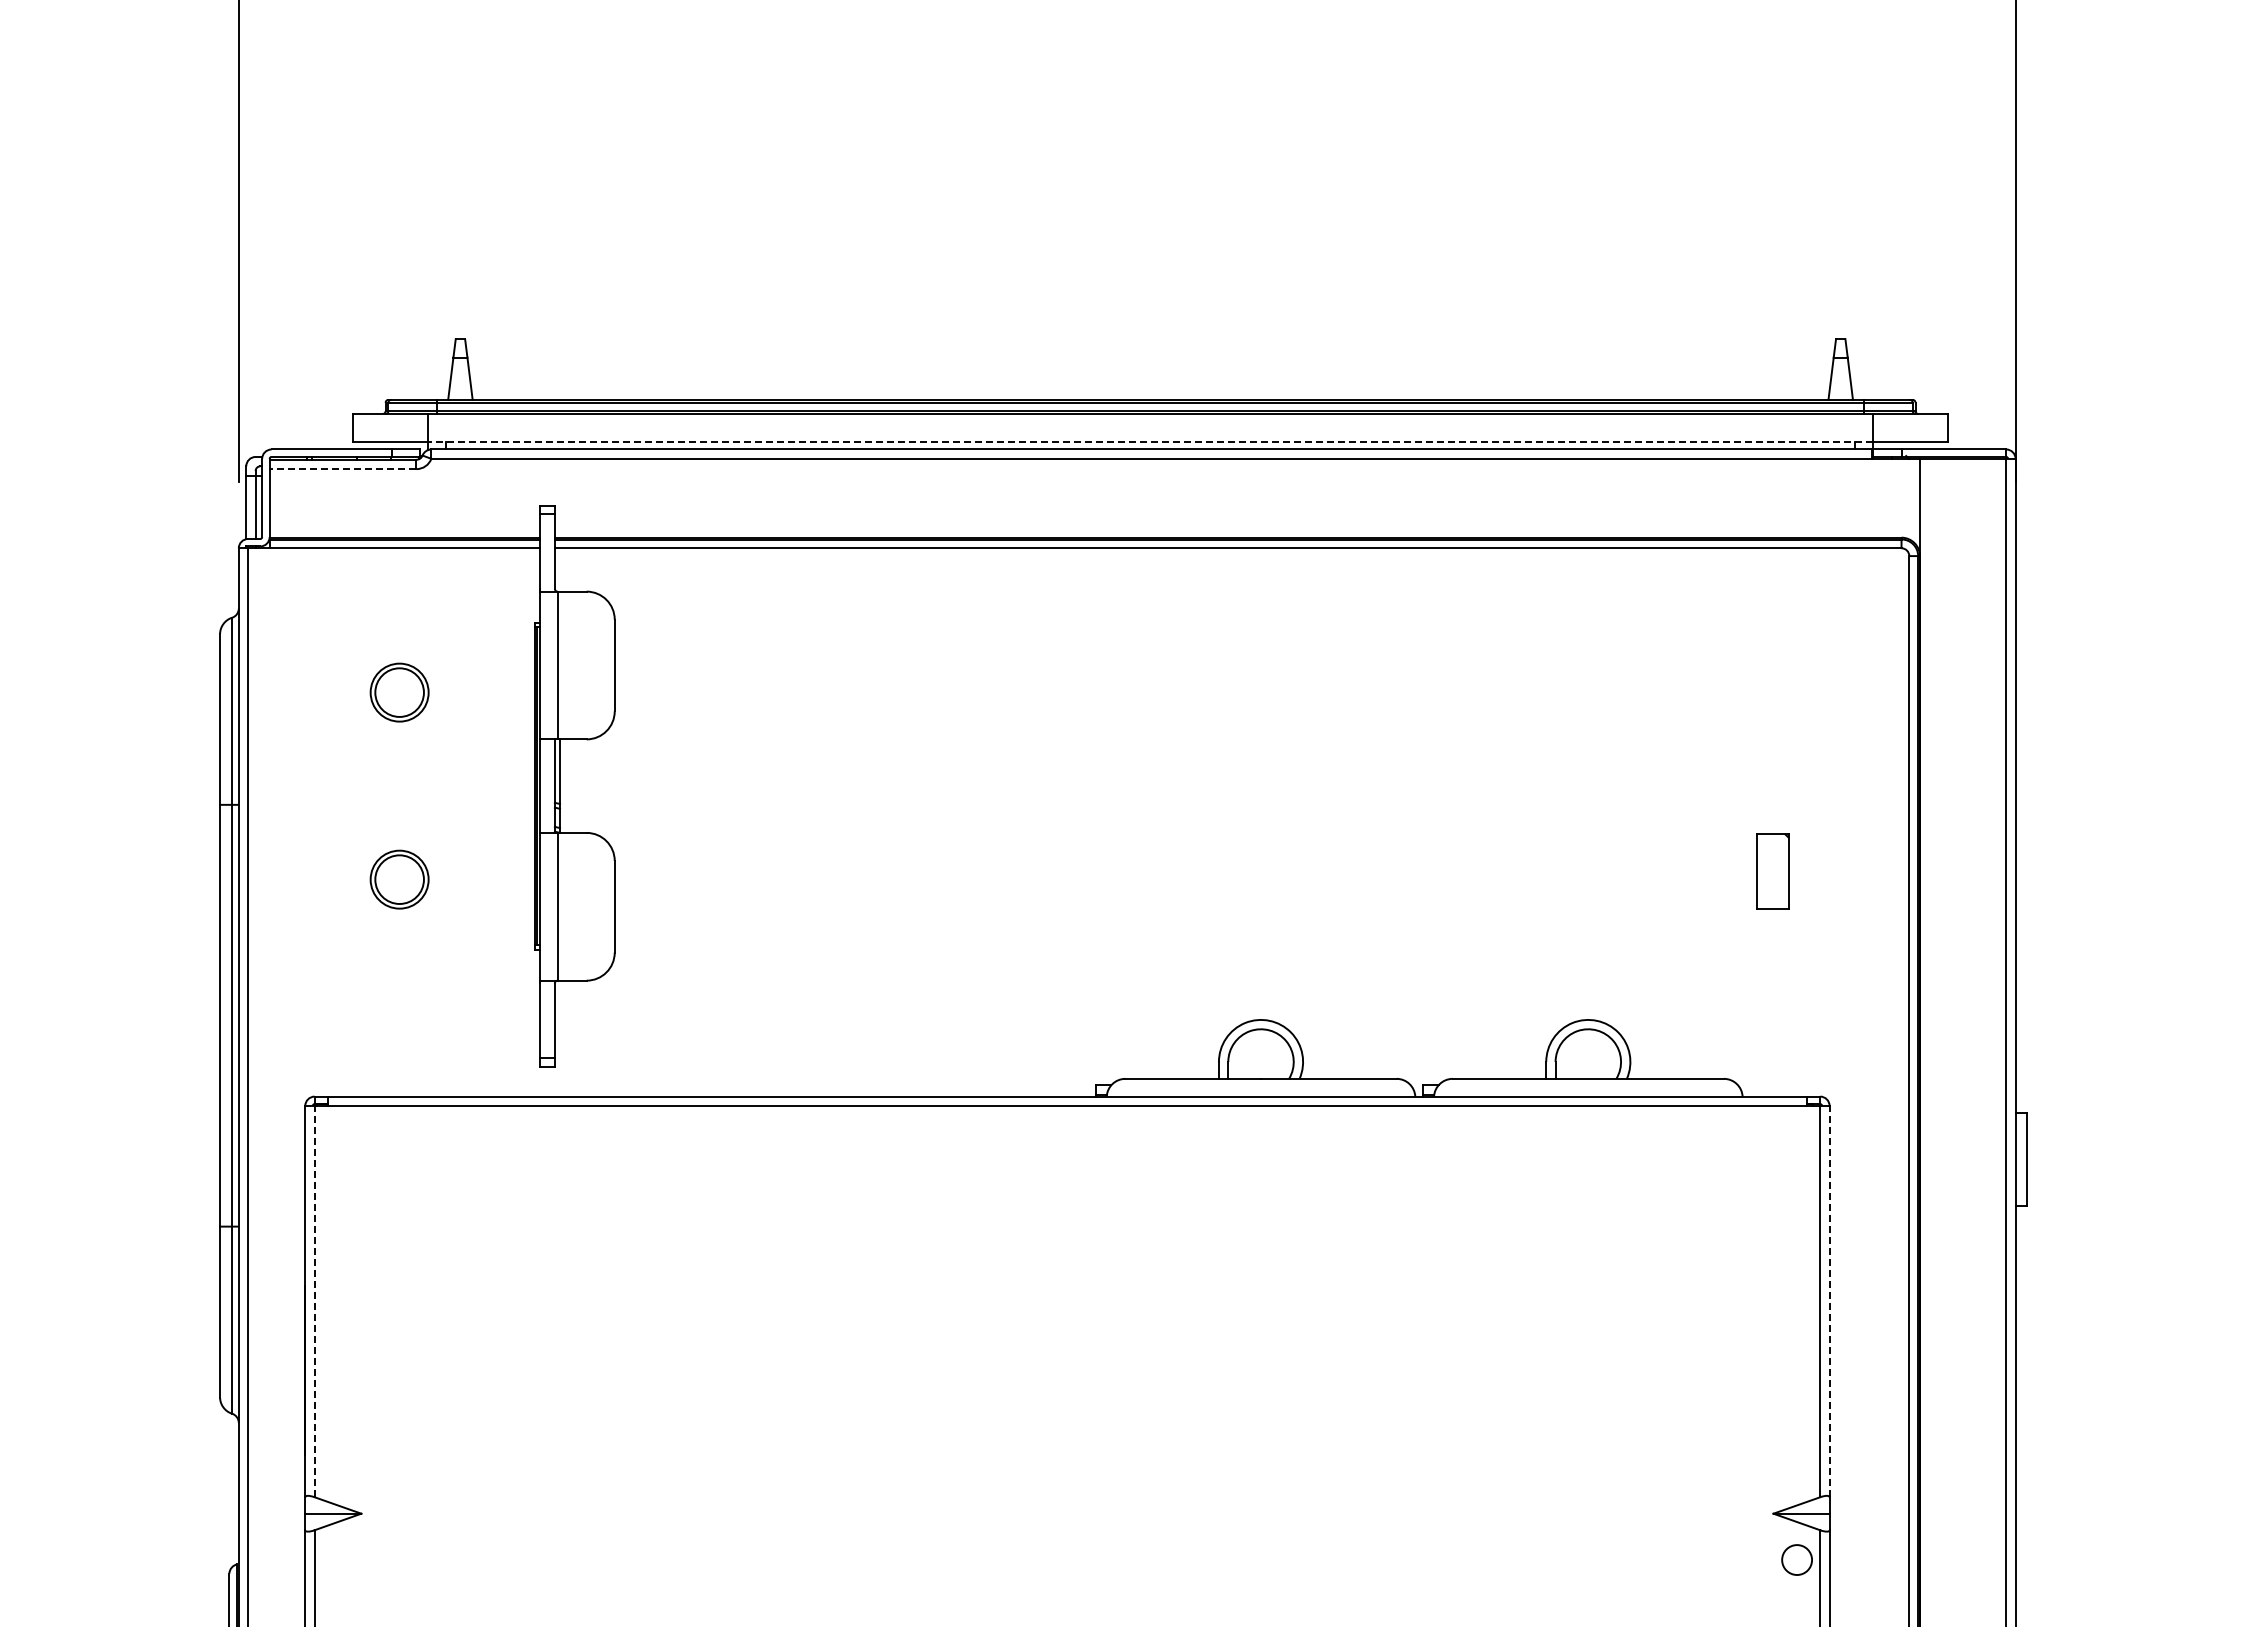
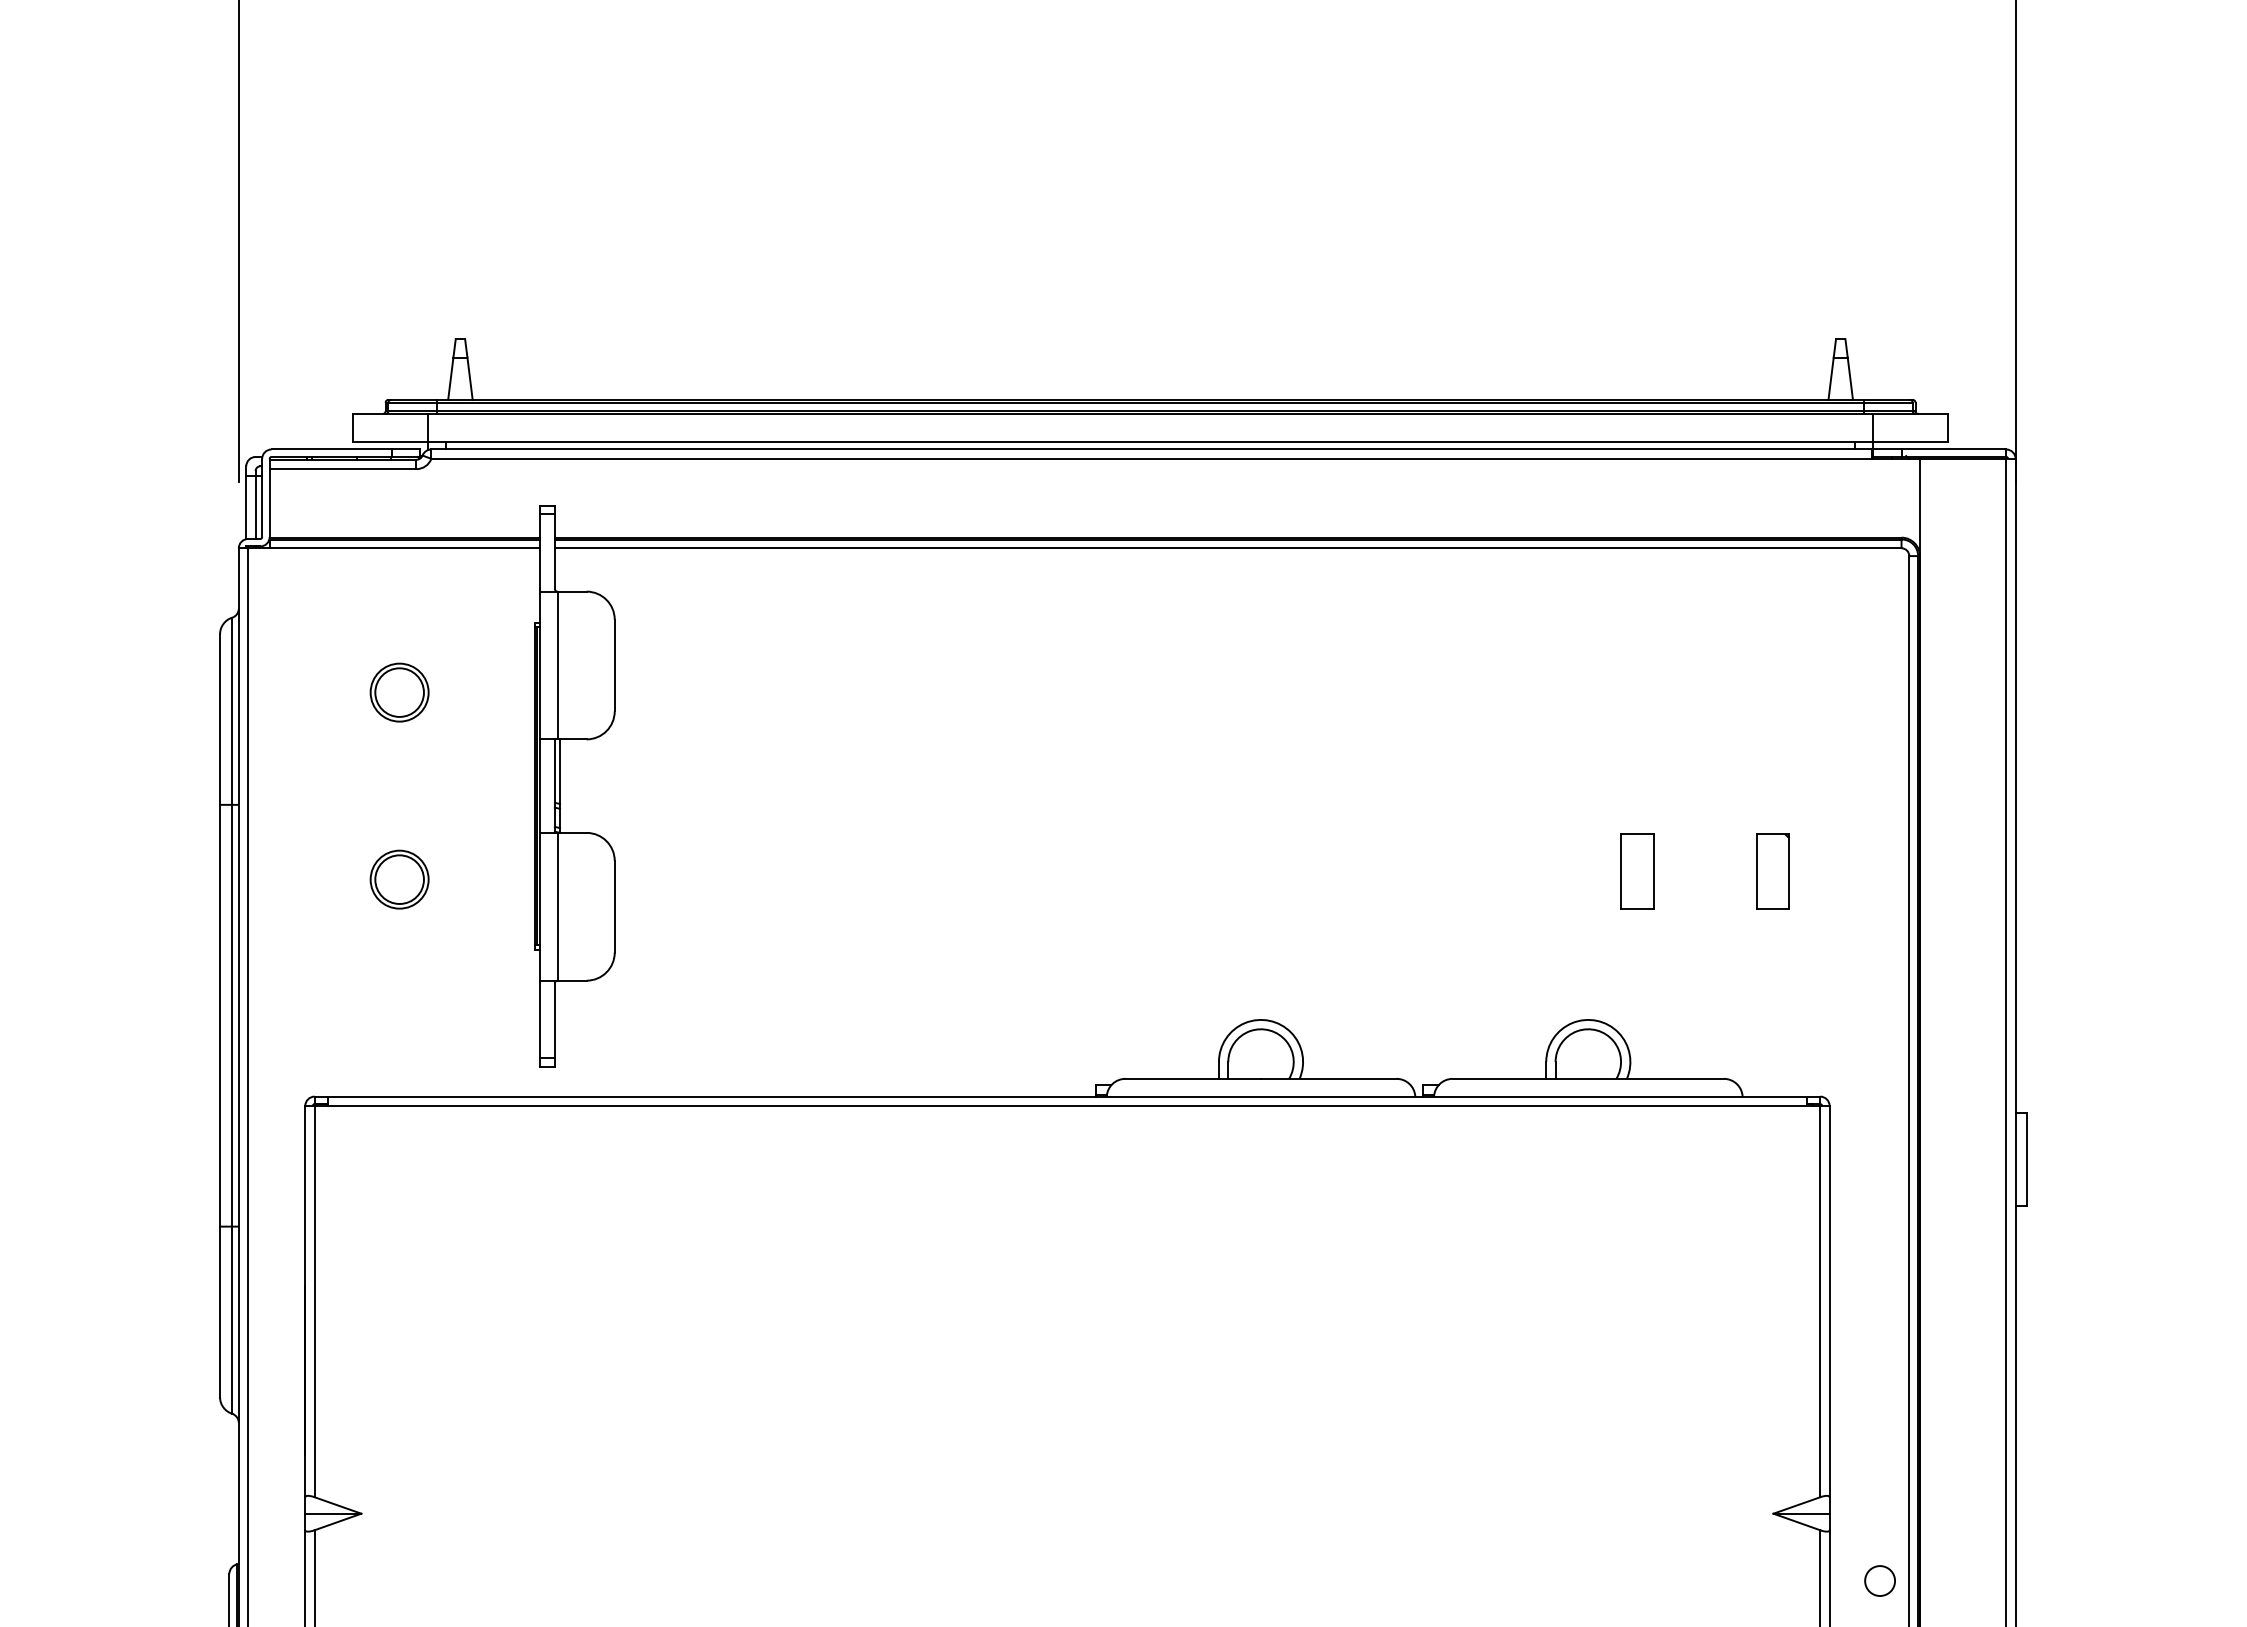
line: dashed -> solid (1150, 442)
line: dashed -> solid (342, 469)
part: none -> present (1637, 871)
line: dashed -> solid (314, 1301)
line: dashed -> solid (1829, 1301)
circle position: (1796, 1559) -> (1879, 1580) (1879, 1580)
